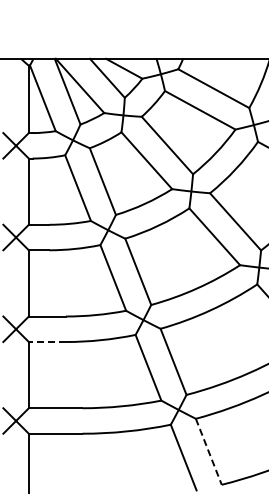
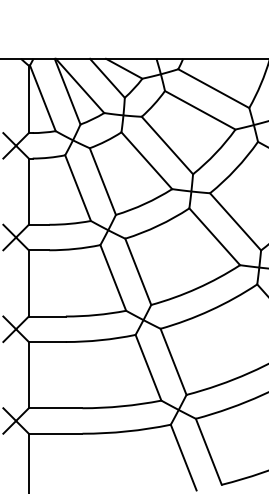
line: dashed -> solid (47, 342)
line: dashed -> solid (209, 452)
